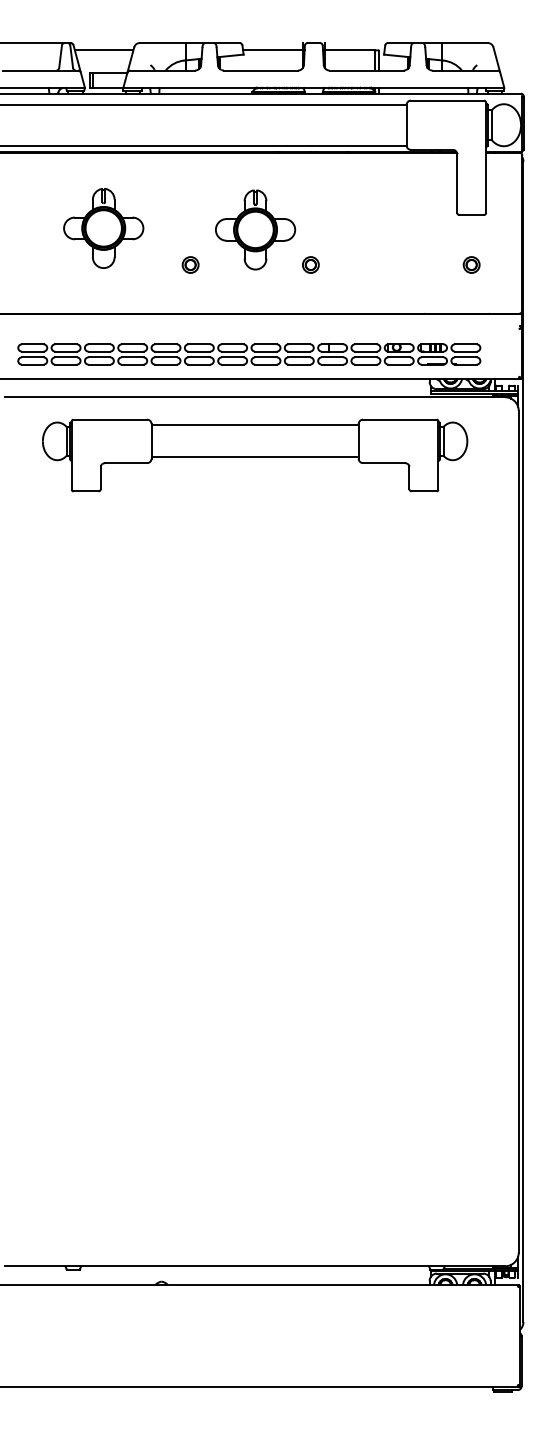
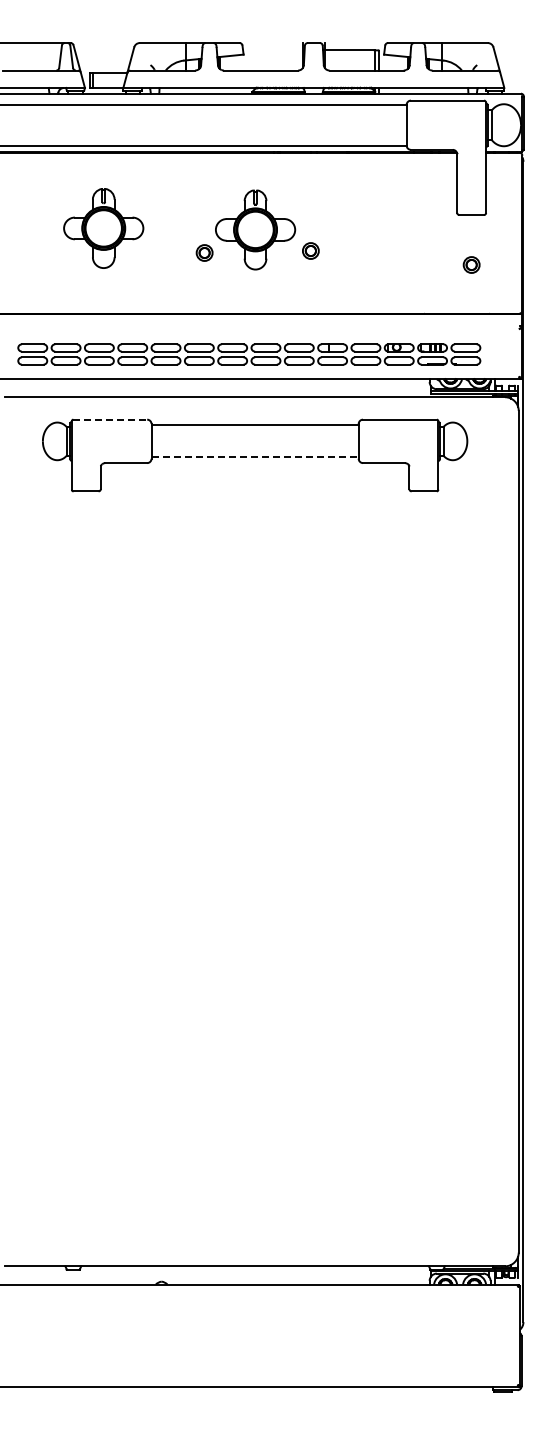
line: present -> none (103, 50)
line: present -> none (273, 50)
part position: (190, 264) -> (204, 252) (204, 252)
part position: (310, 264) -> (310, 250) (310, 250)
line: solid -> dashed (110, 419)
line: solid -> dashed (255, 457)
